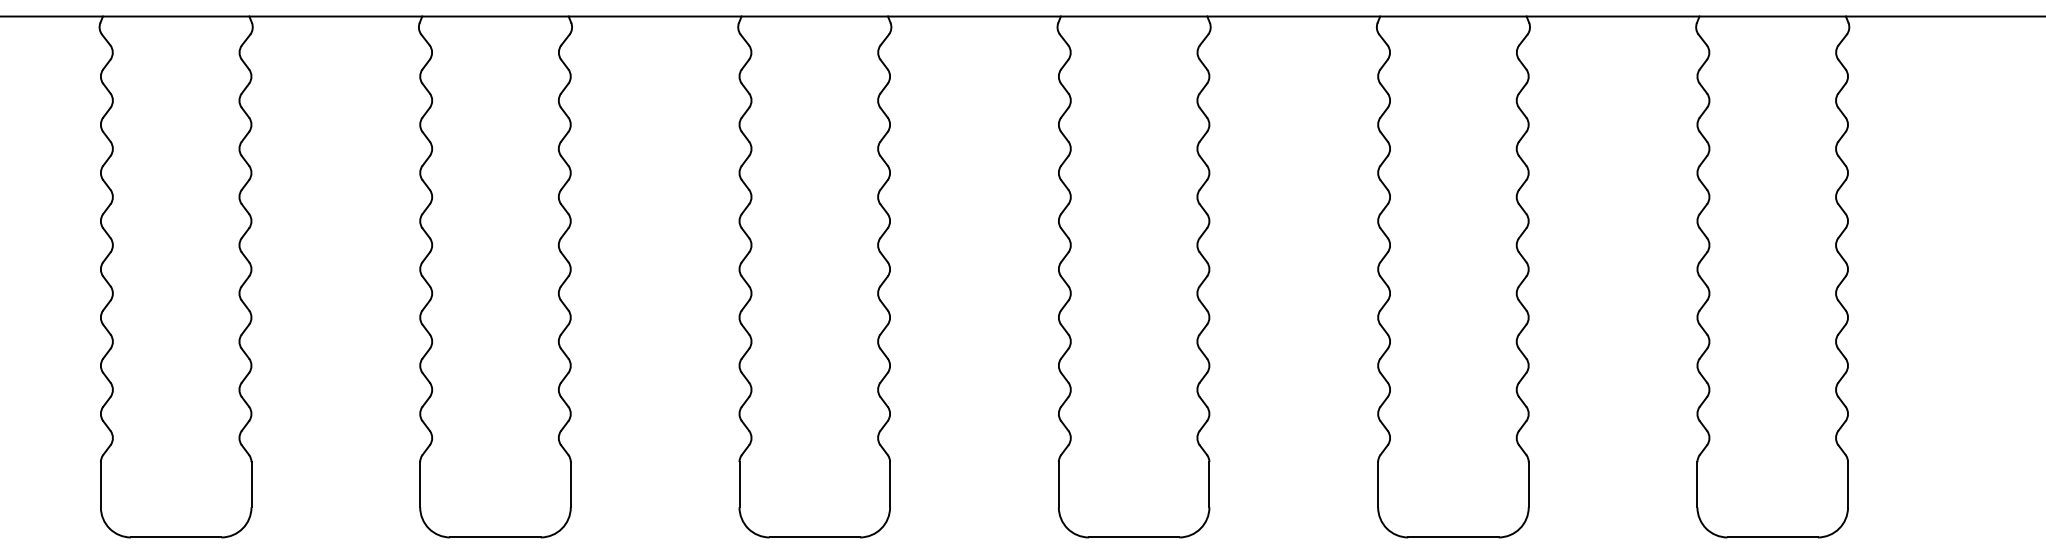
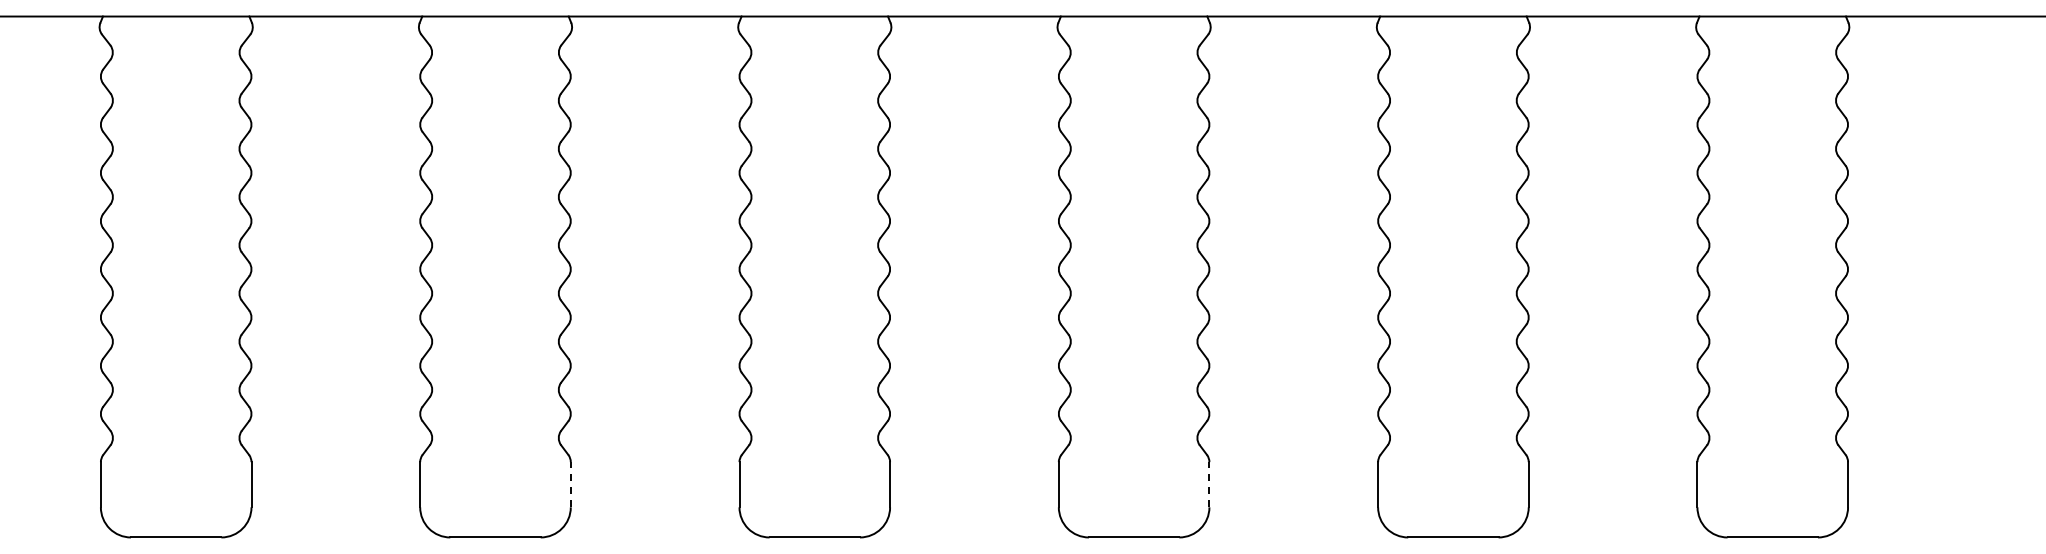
line: solid -> dashed (570, 484)
line: solid -> dashed (1209, 484)
